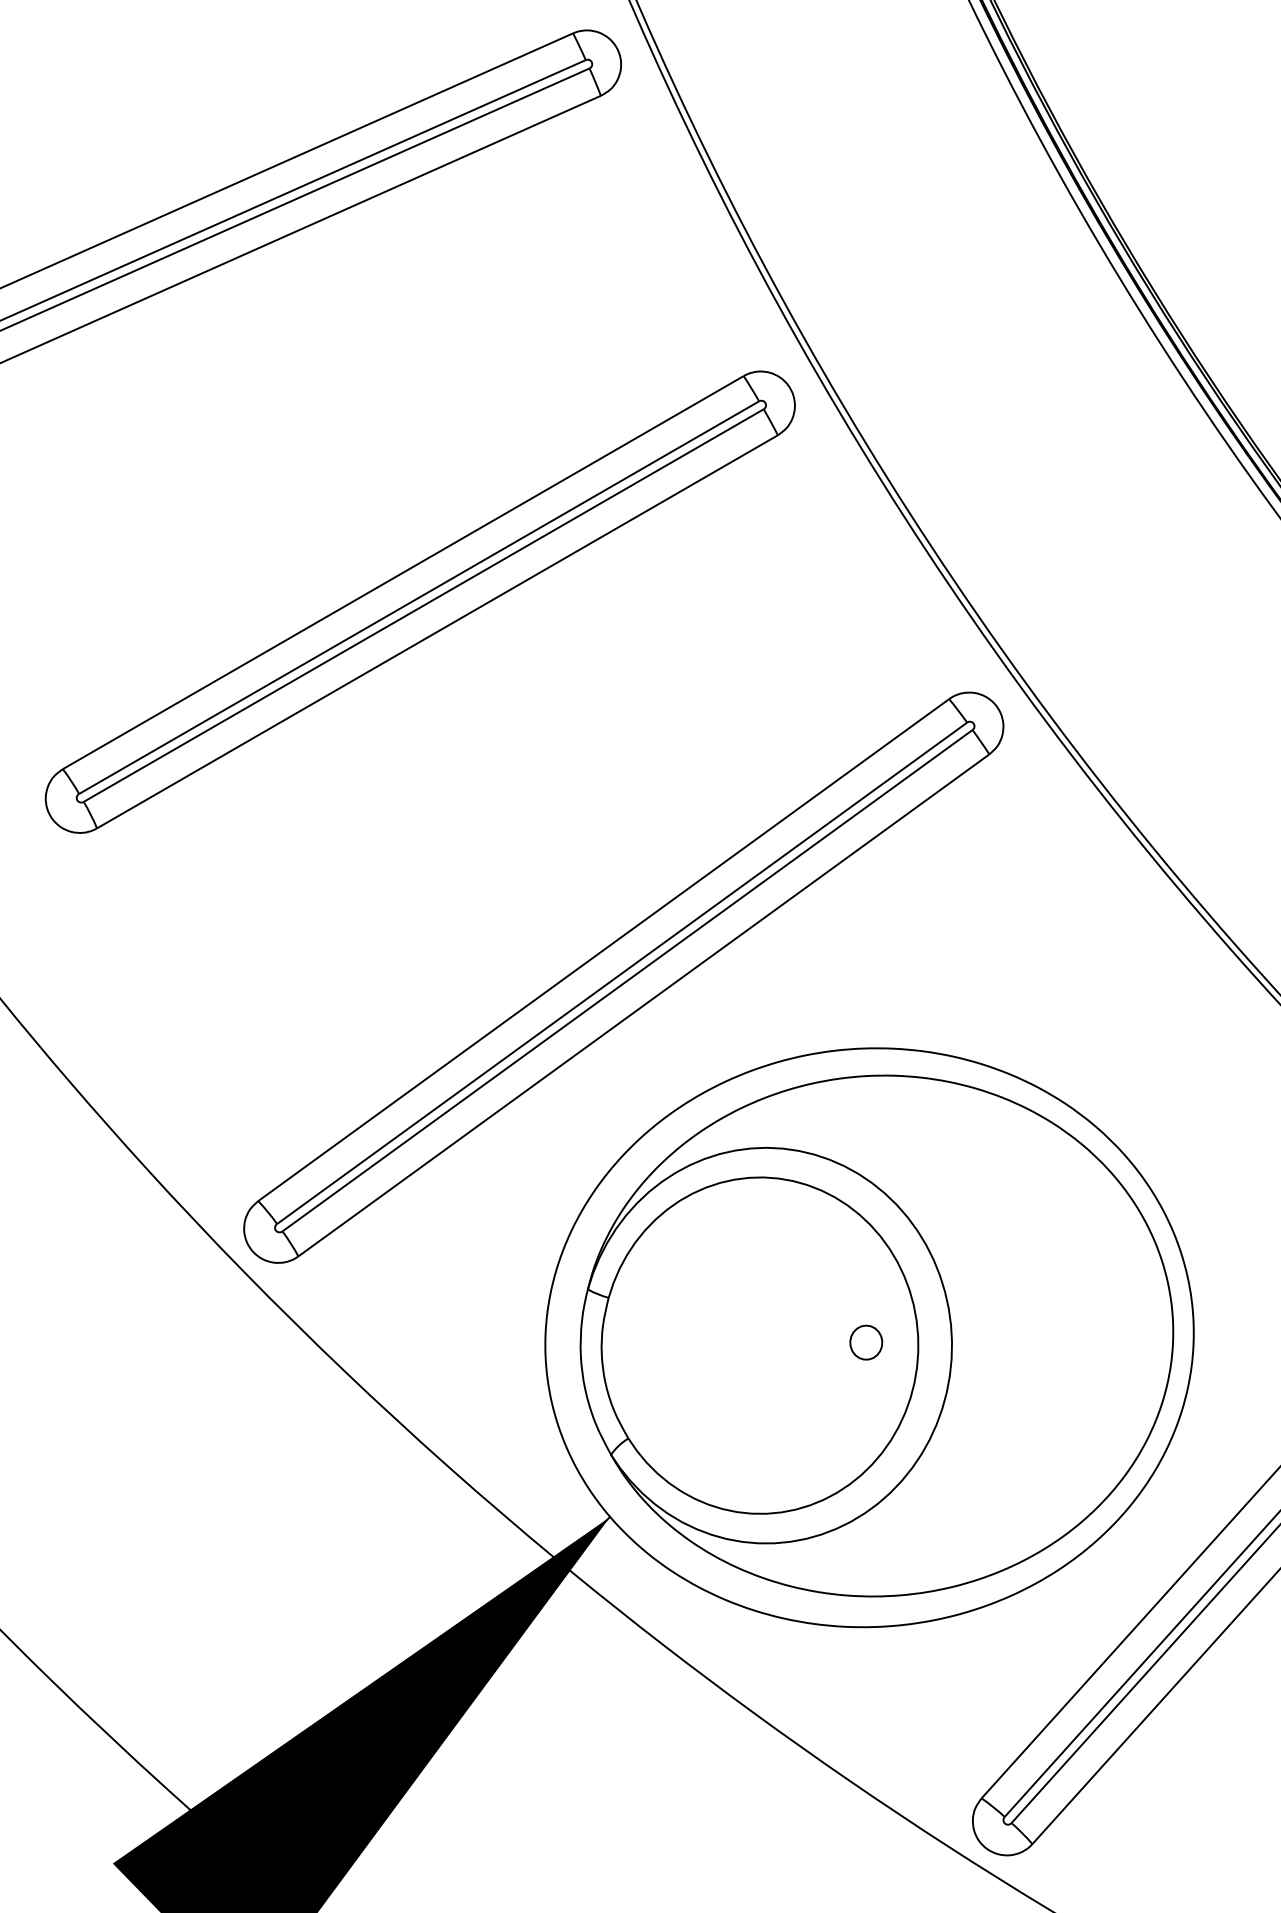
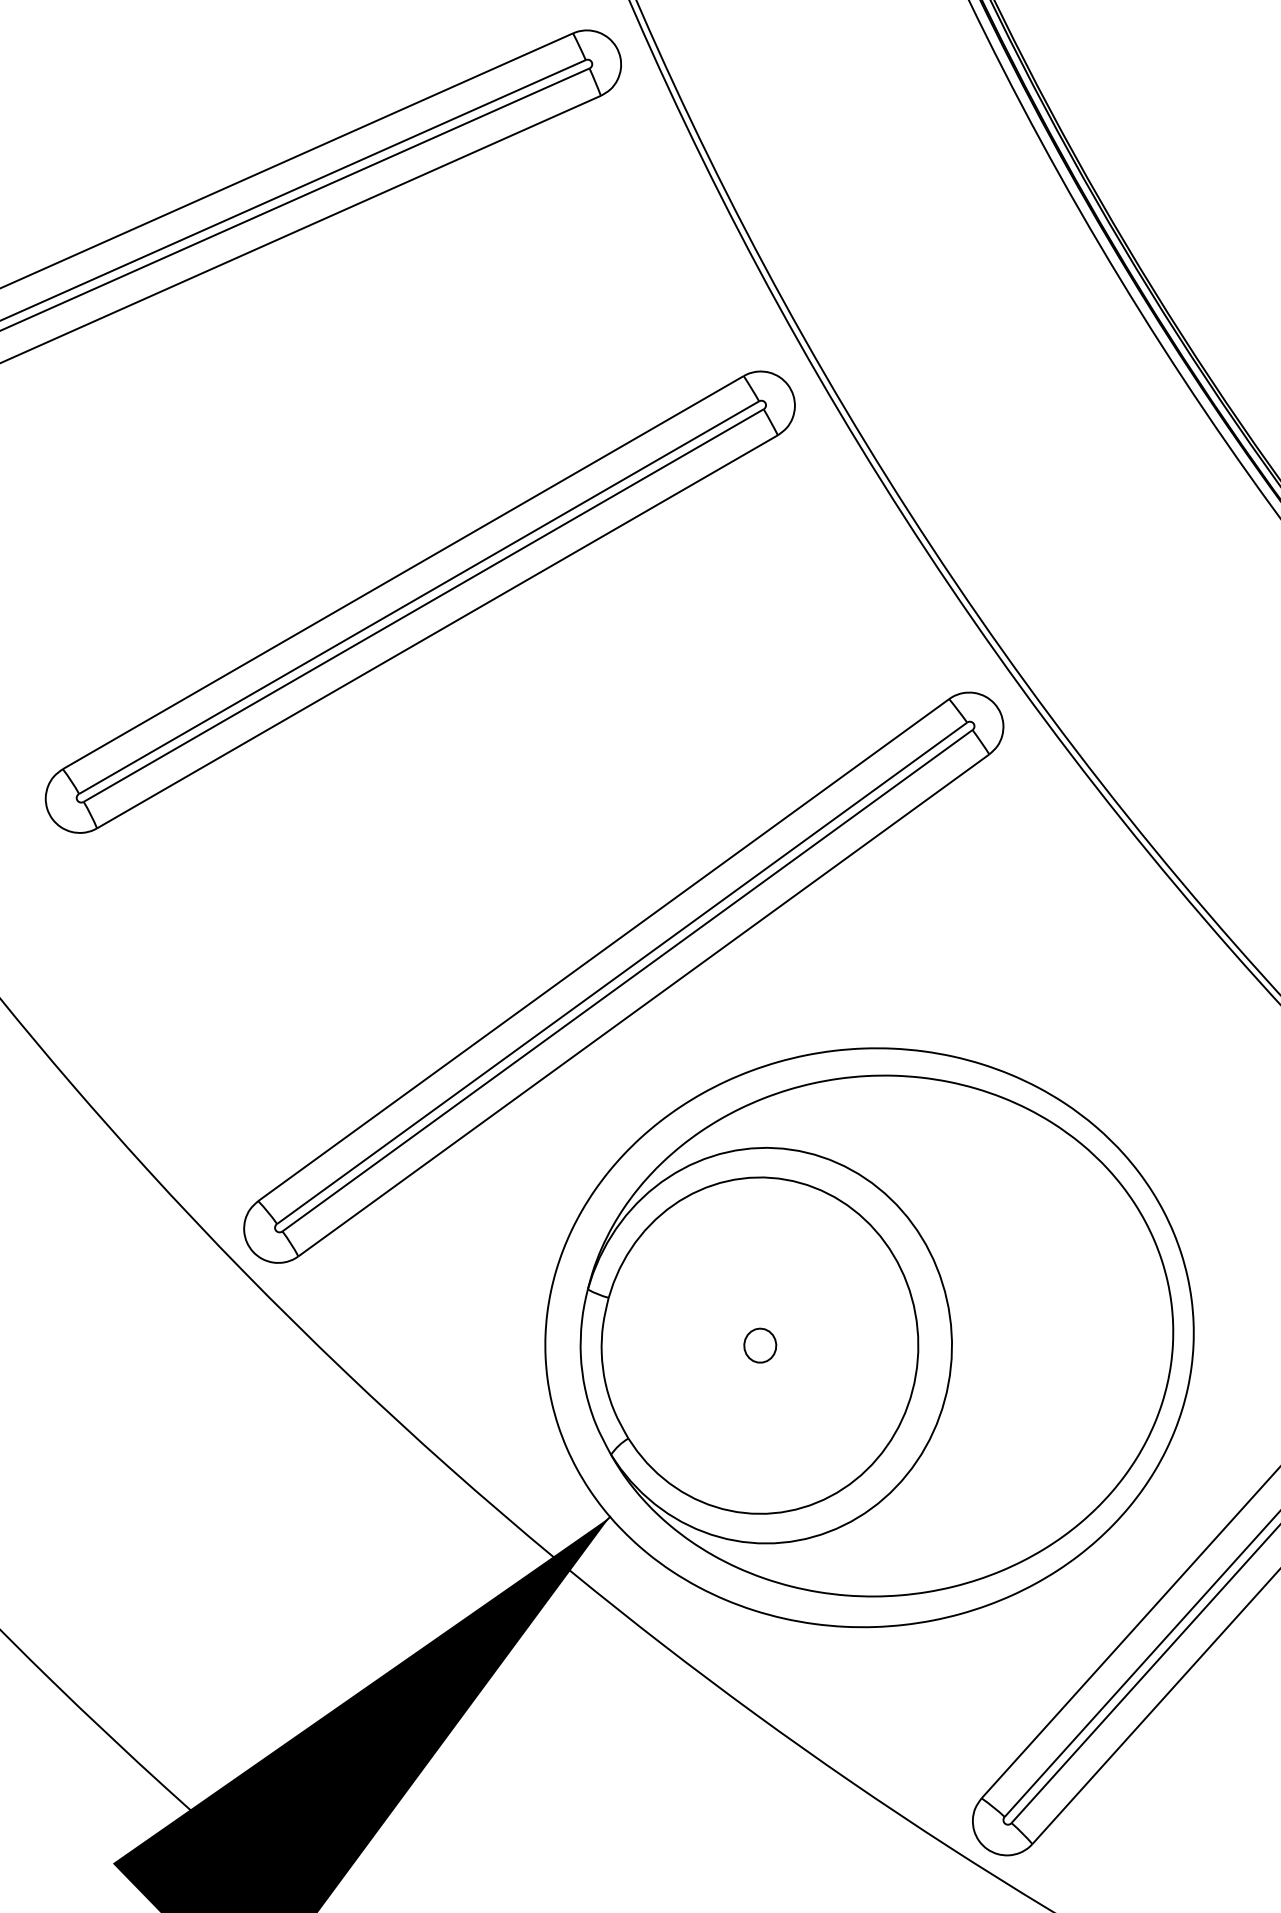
part position: (866, 1342) -> (760, 1345) (760, 1345)
